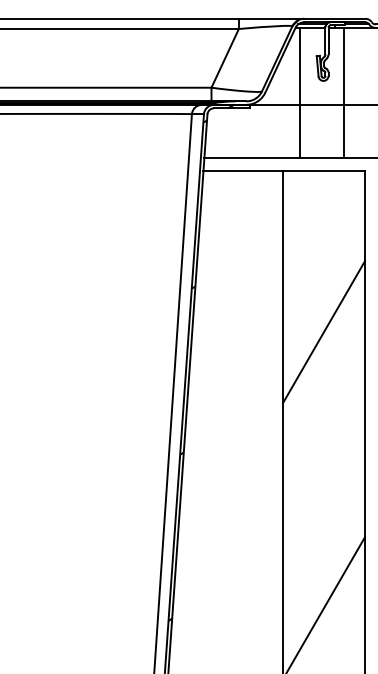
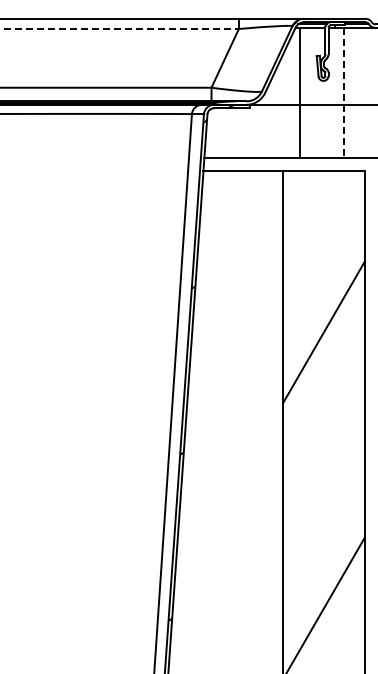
line: solid -> dashed (119, 29)
line: solid -> dashed (343, 93)
